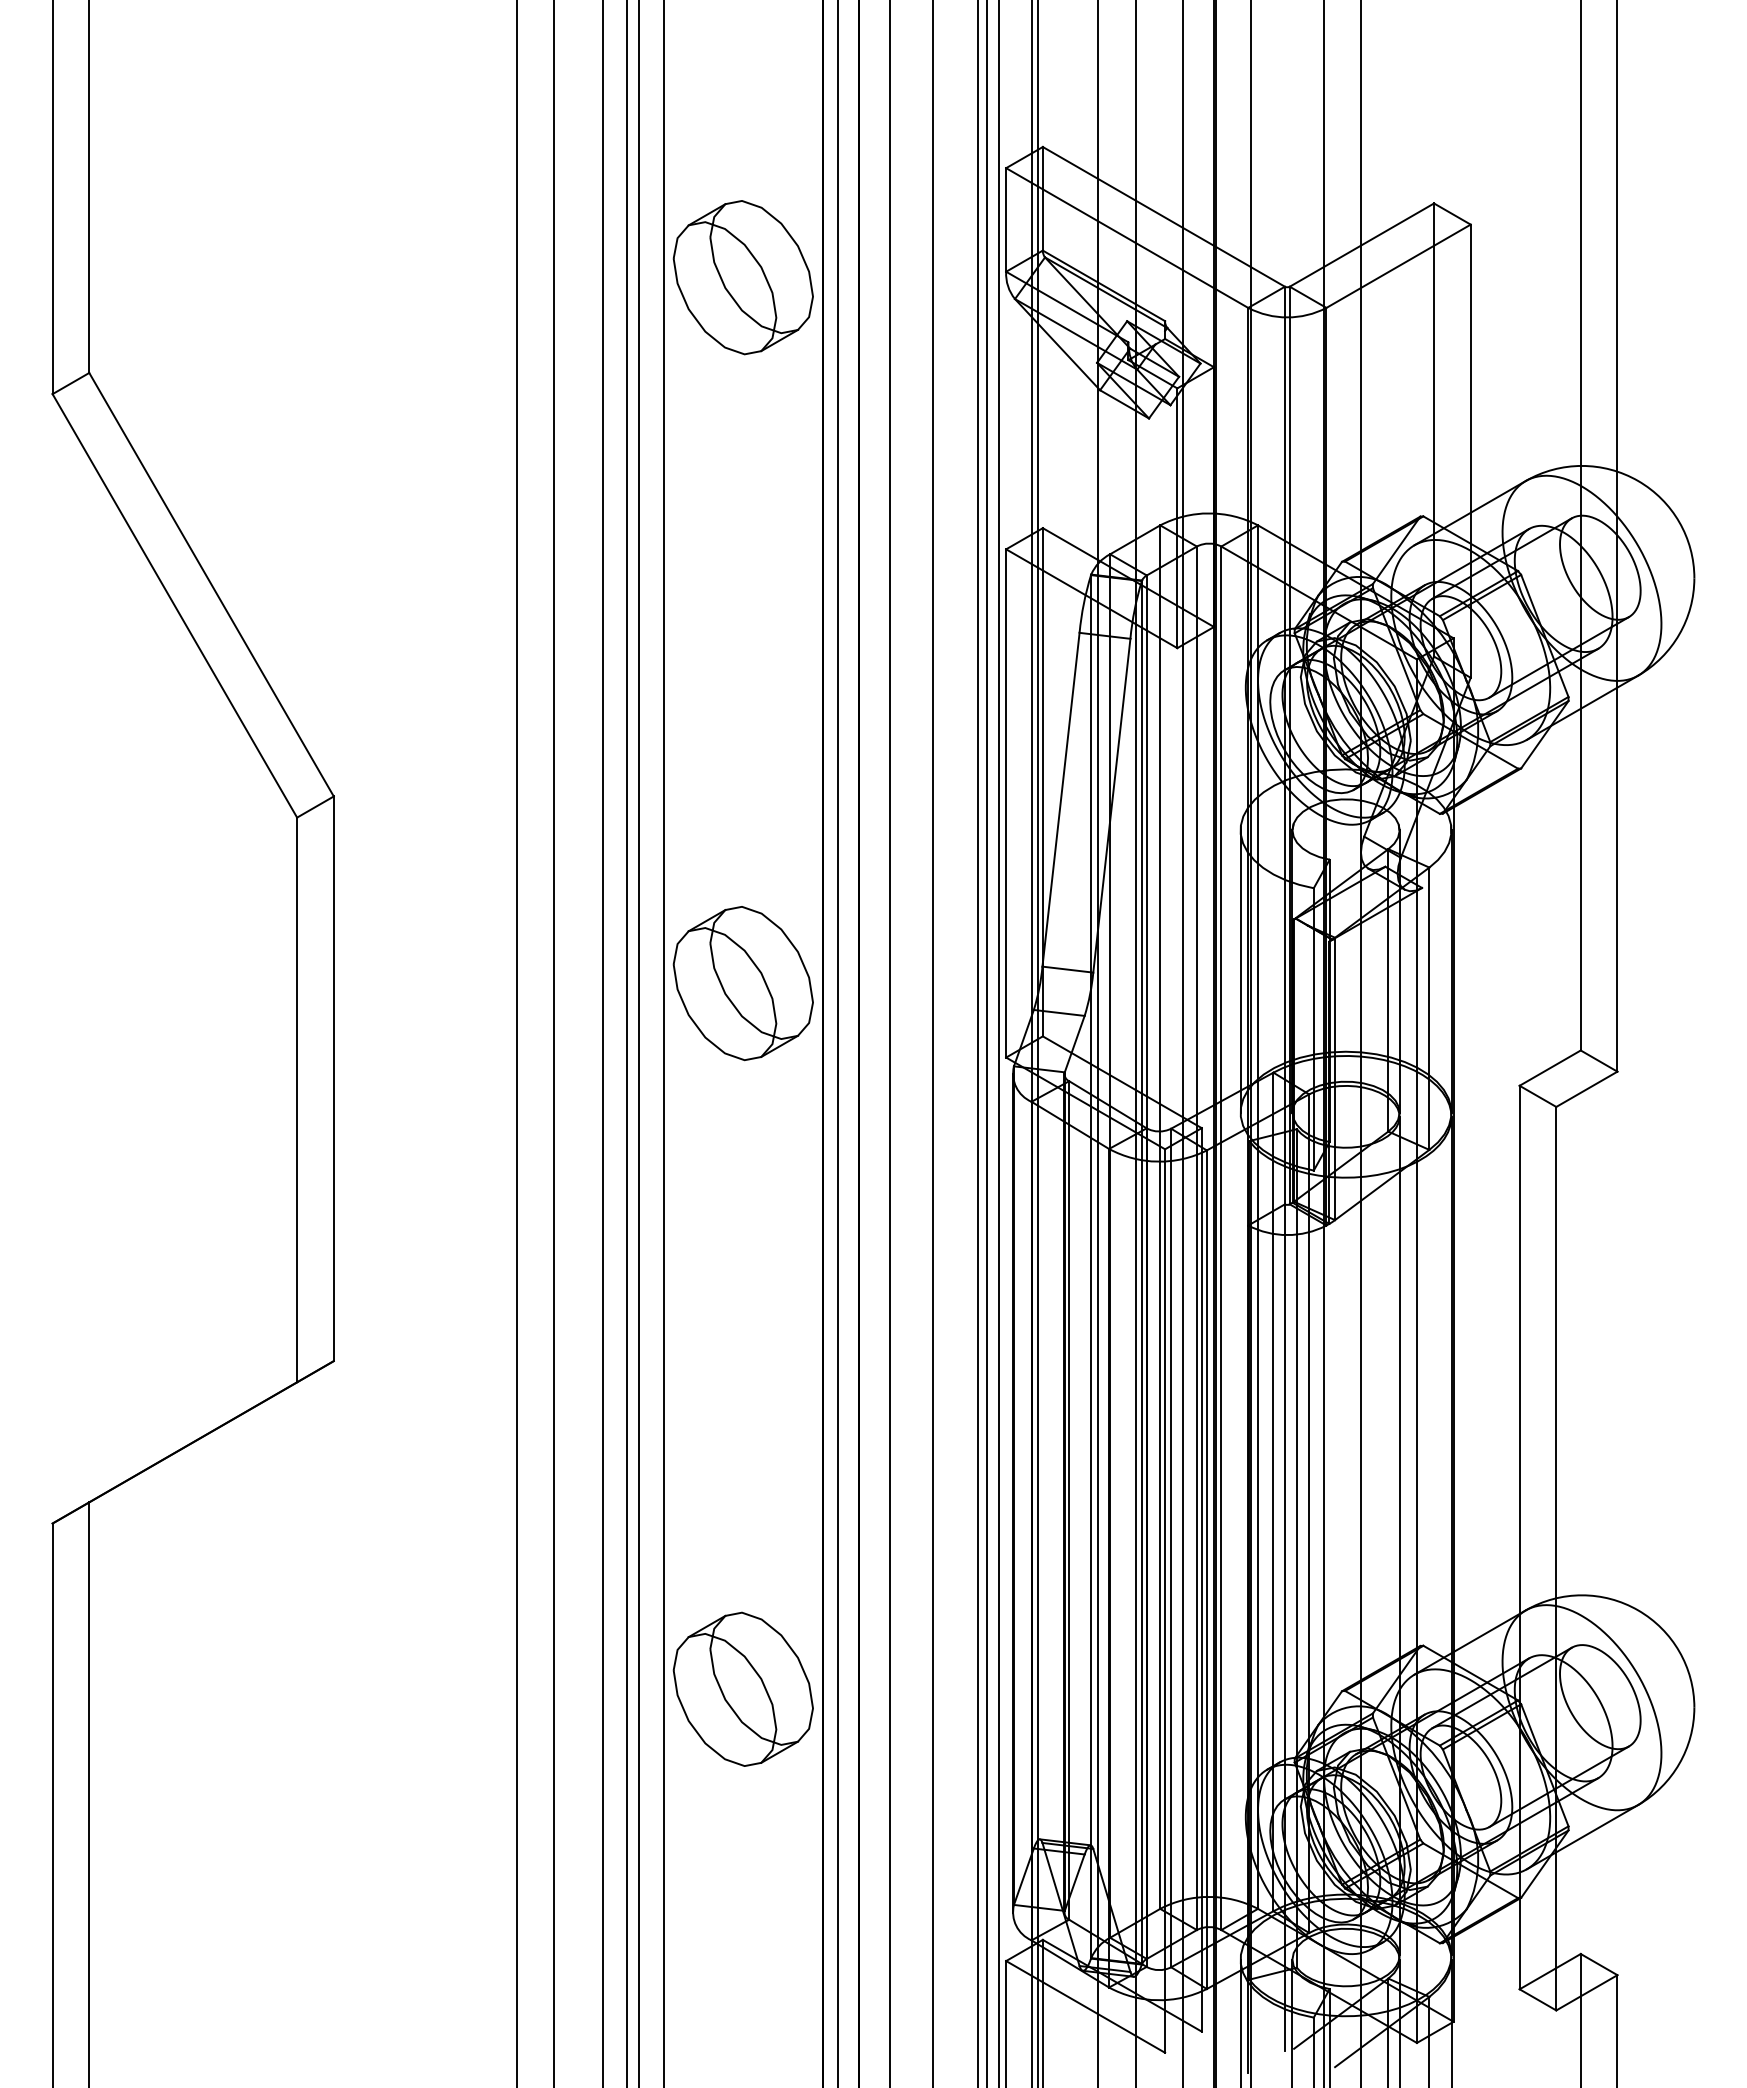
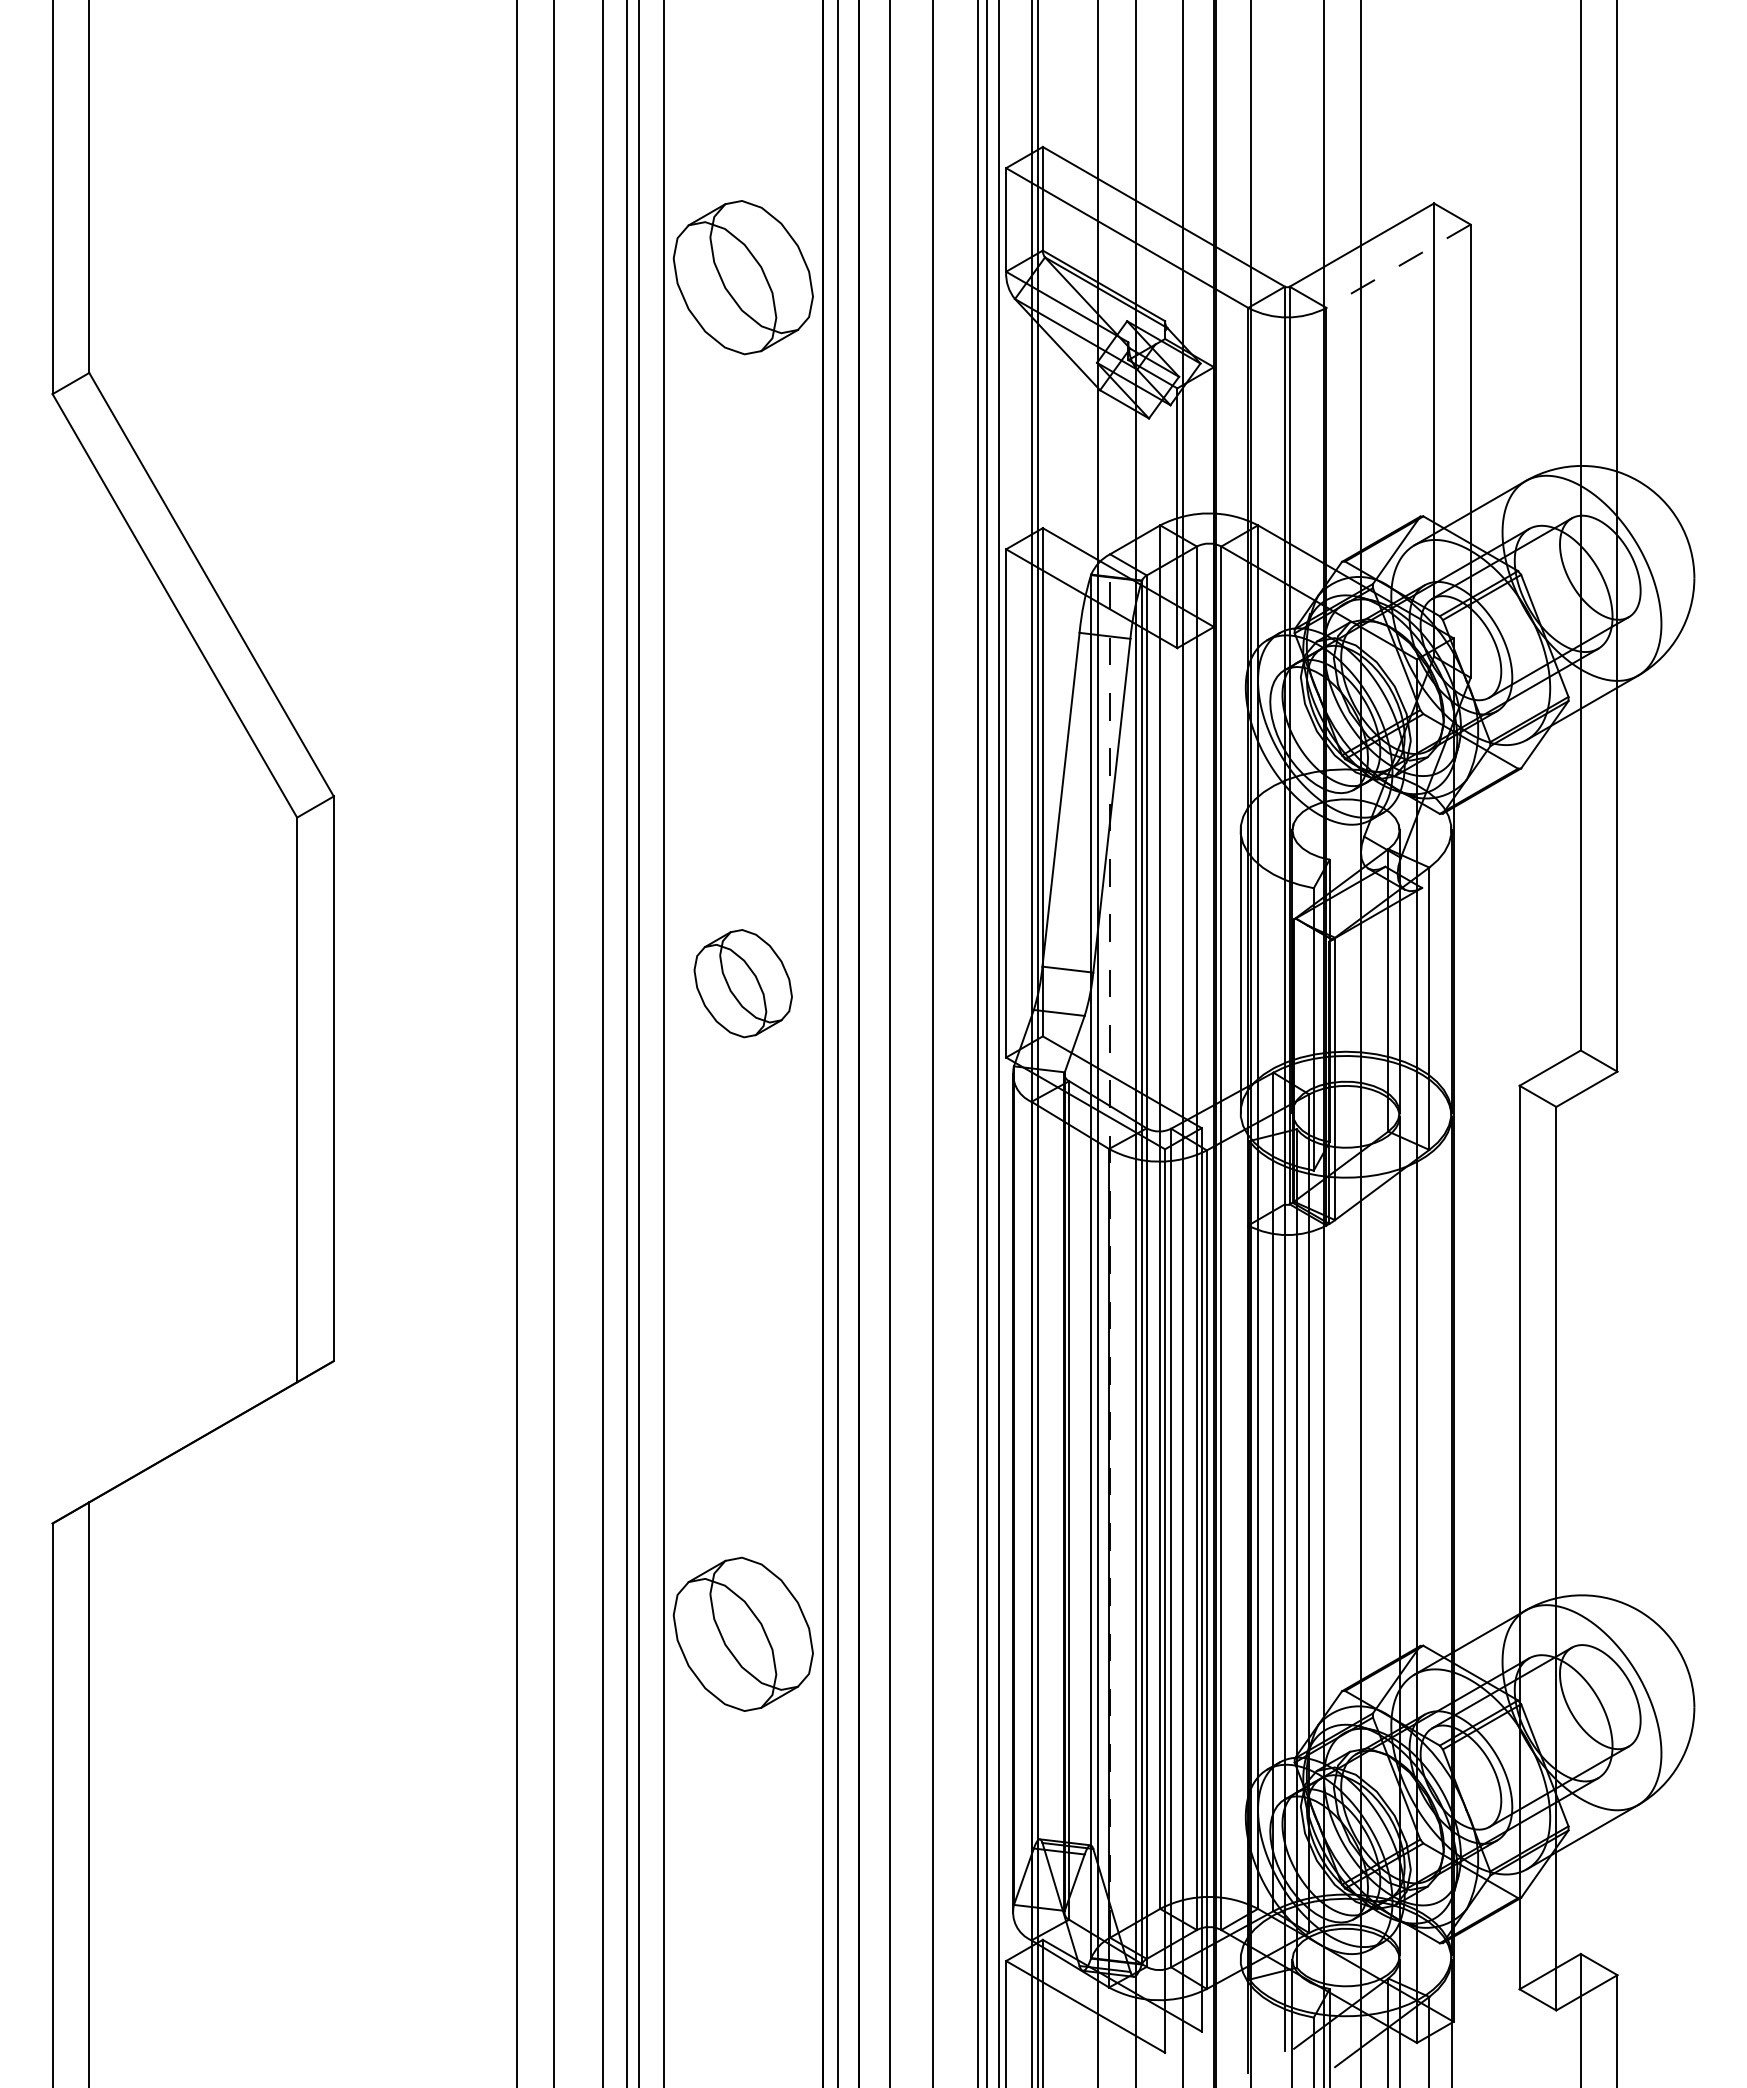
line: solid -> dashed (1398, 266)
part size: 142x156 px -> 100x110 px (742, 983)
line: solid -> dashed (1110, 1246)
part position: (742, 1688) -> (742, 1633) (742, 1633)
line: present -> none (1240, 2021)
